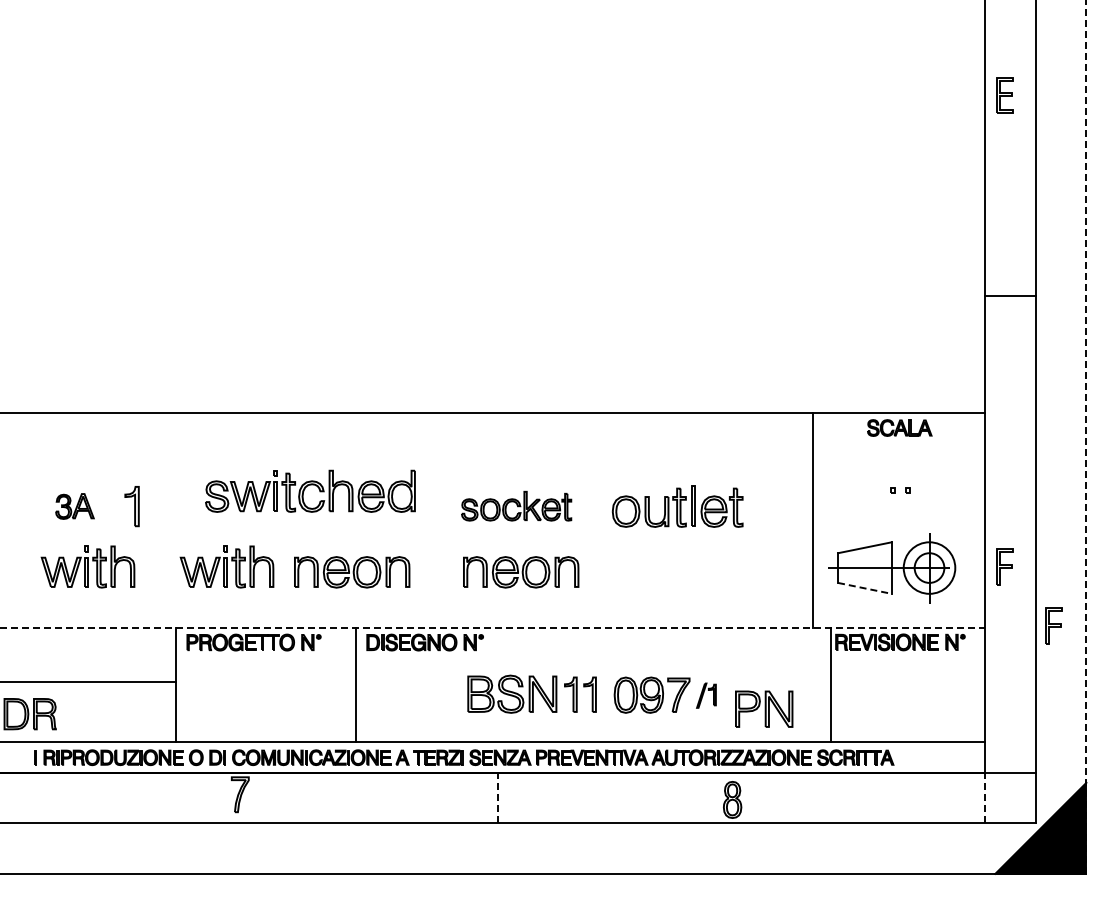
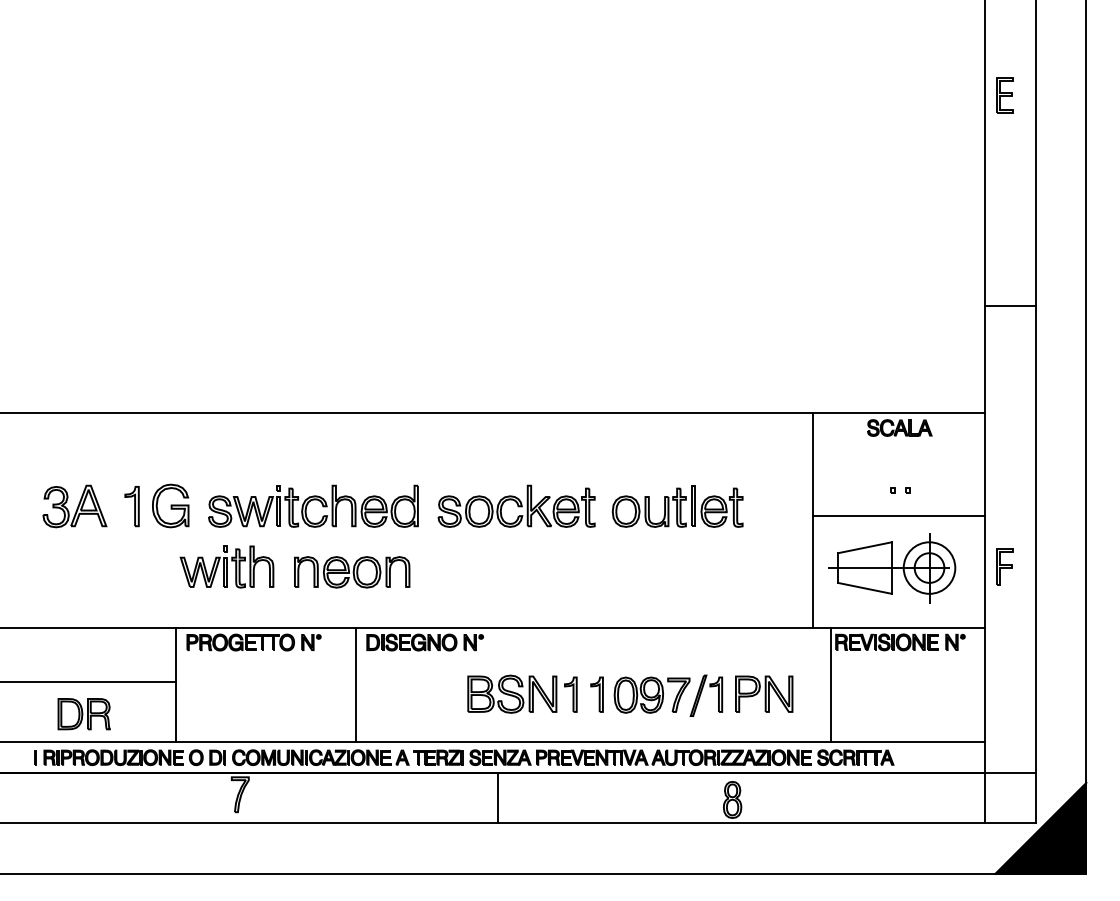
line position: (1010, 295) -> (1010, 305) (1010, 305)
line: dashed -> solid (1086, 436)
part position: (310, 490) -> (313, 505) (313, 505)
part: none -> present (170, 505)
part size: 112x32 px -> 159x44 px (516, 505)
part size: 40x27 px -> 66x45 px (74, 506)
line: none -> present (899, 515)
part: present -> none (87, 566)
part: present -> none (521, 572)
line: dashed -> solid (865, 588)
part: present -> none (1053, 625)
line: dashed -> solid (493, 627)
part position: (589, 694) -> (596, 694) (596, 694)
part size: 21x27 px -> 35x43 px (706, 695)
part position: (764, 708) -> (764, 693) (764, 693)
part position: (29, 714) -> (83, 714) (83, 714)
line: dashed -> solid (498, 797)
line: dashed -> solid (985, 797)
